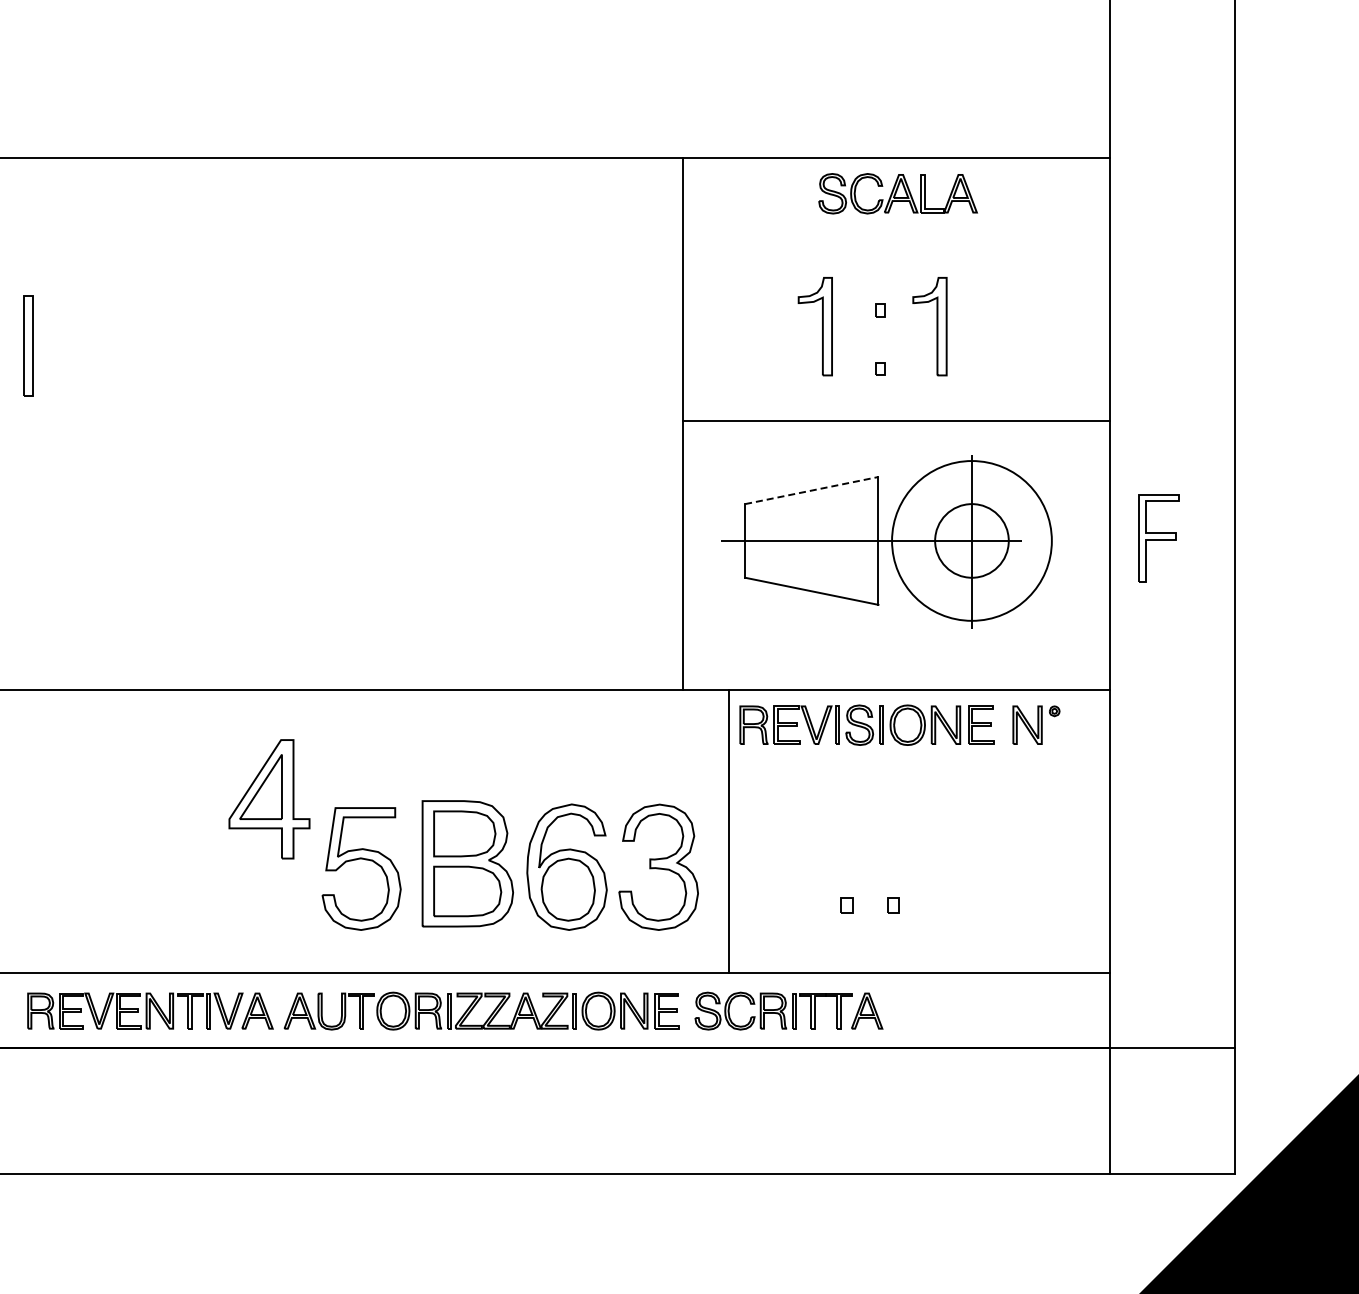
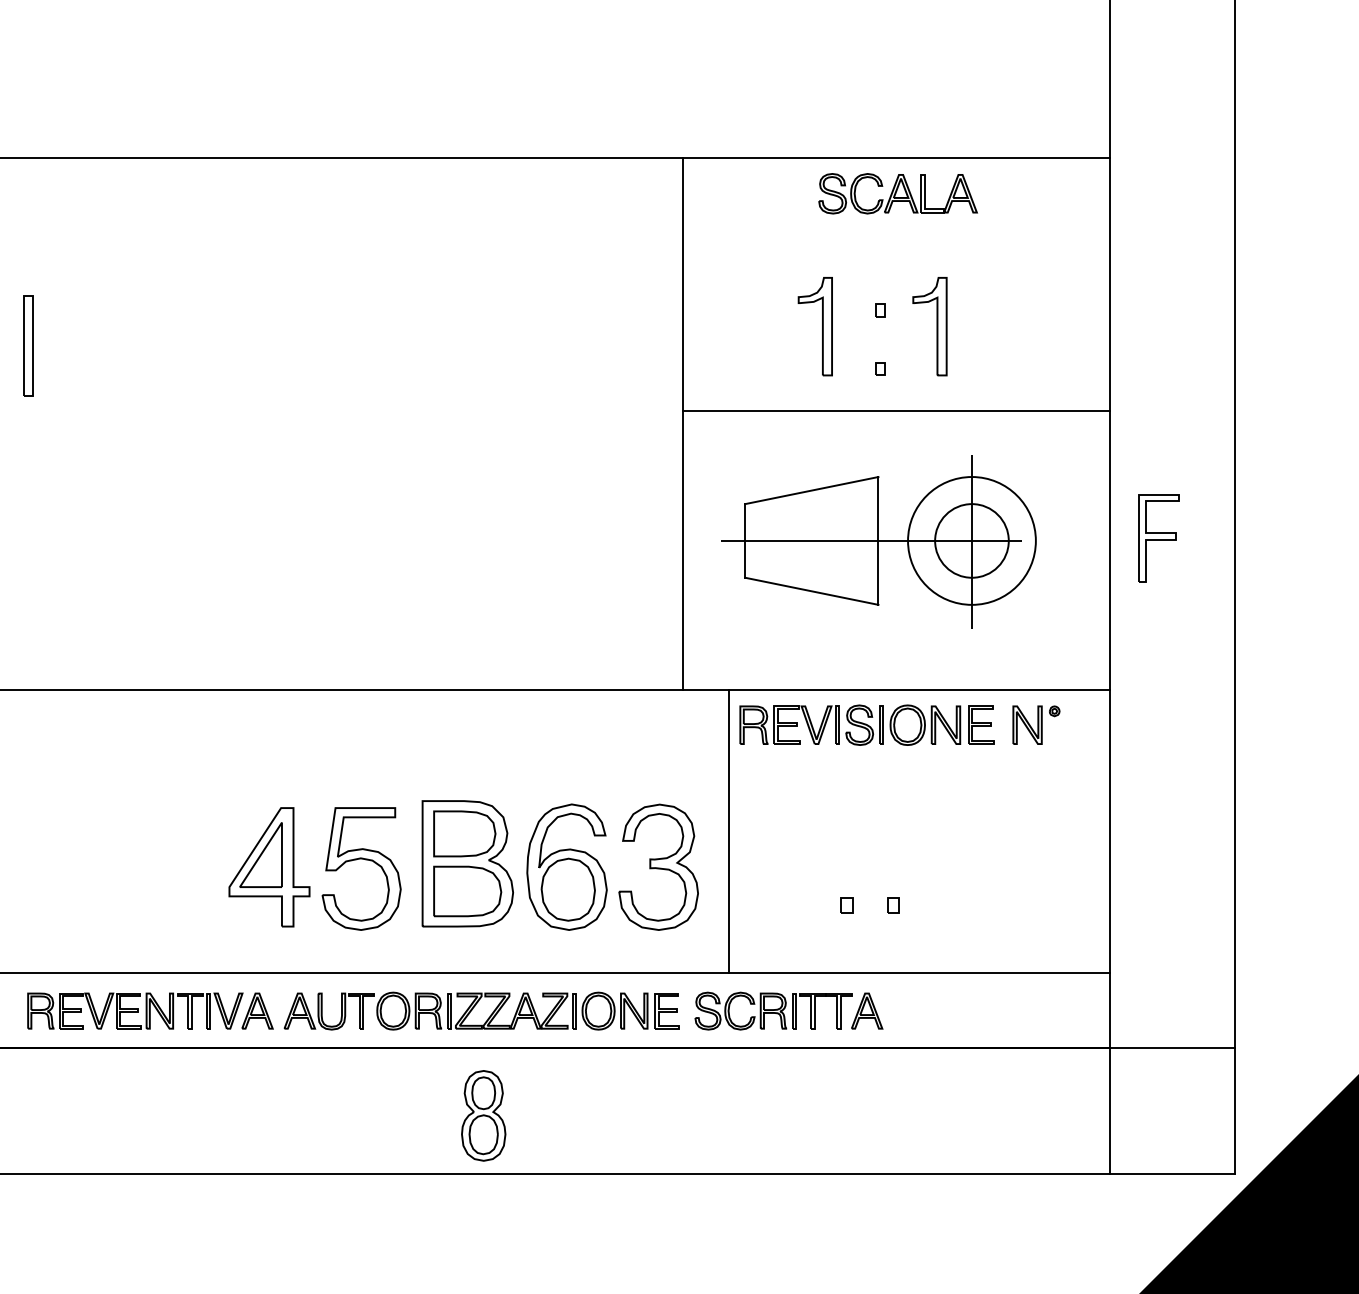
line position: (896, 421) -> (896, 411) (896, 411)
line: dashed -> solid (812, 490)
circle diameter: 160 px -> 128 px (971, 540)
part position: (269, 799) -> (269, 867) (269, 867)
part: none -> present (483, 1115)
